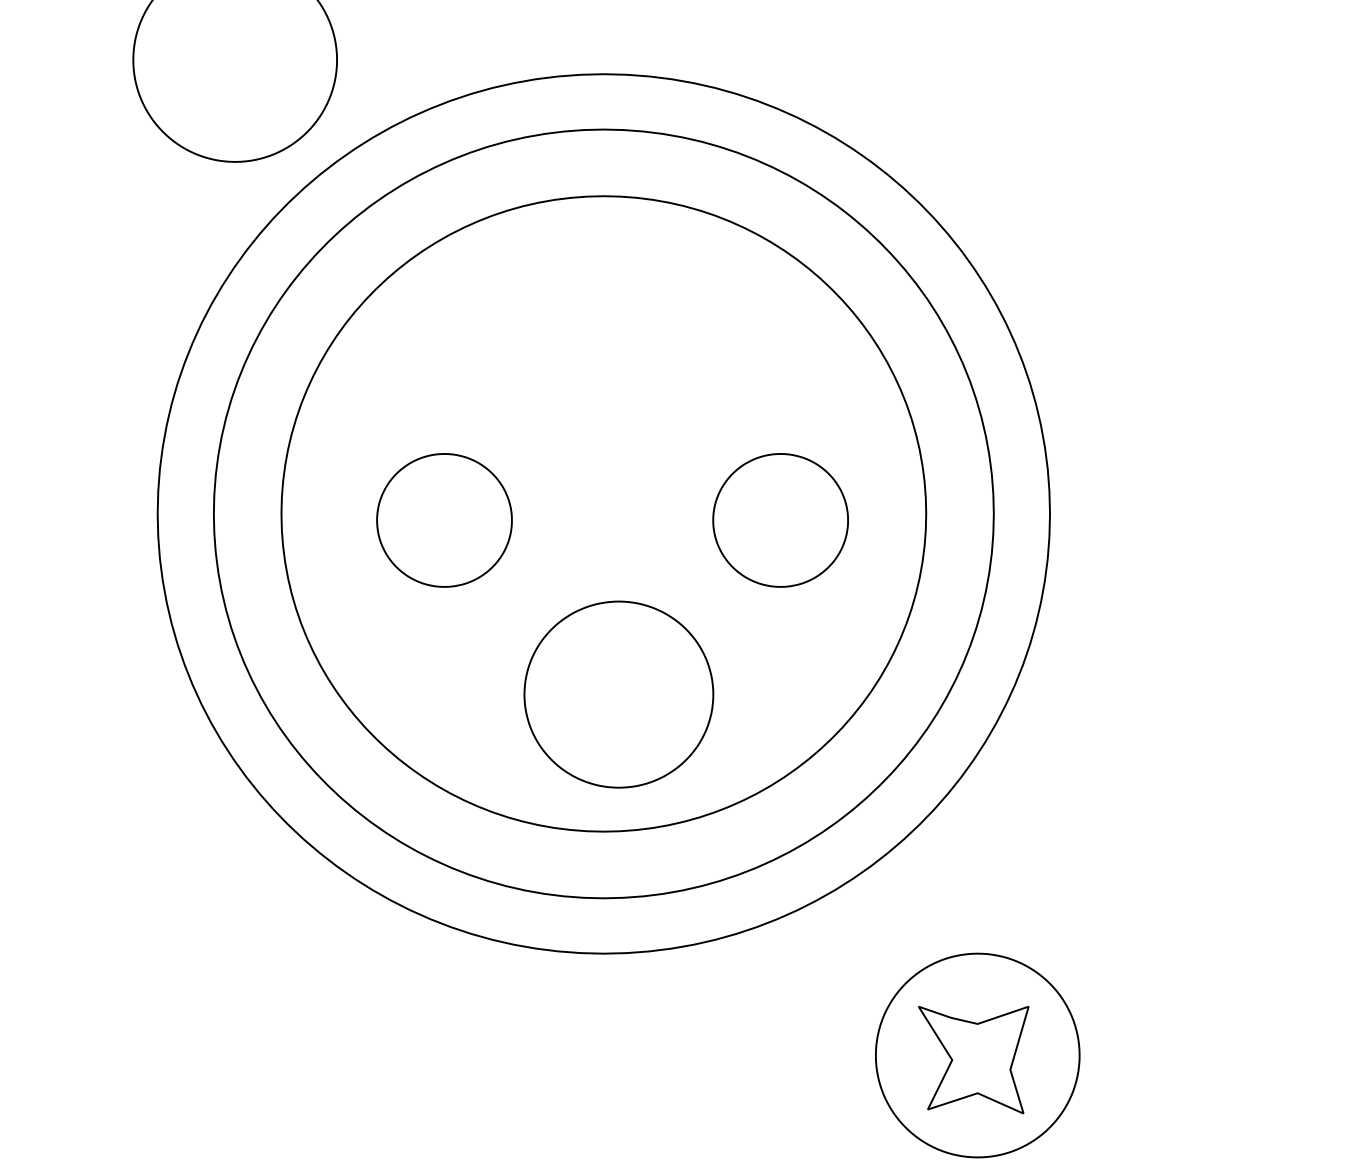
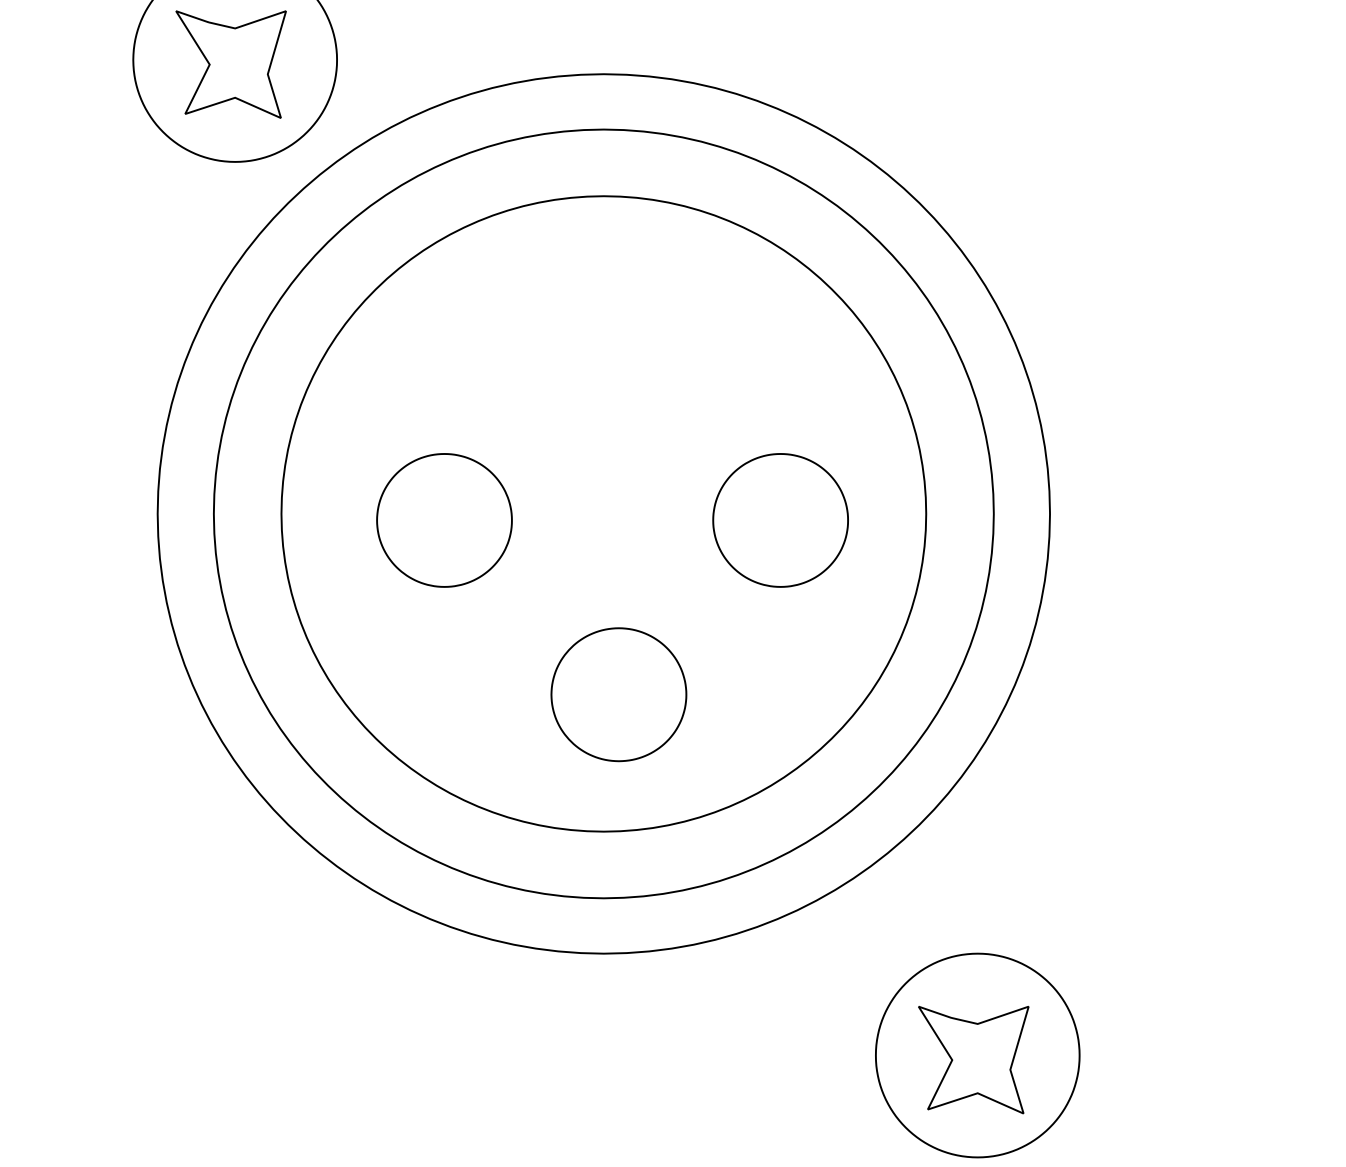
part: none -> present (230, 64)
part size: 192x189 px -> 138x136 px (618, 694)
